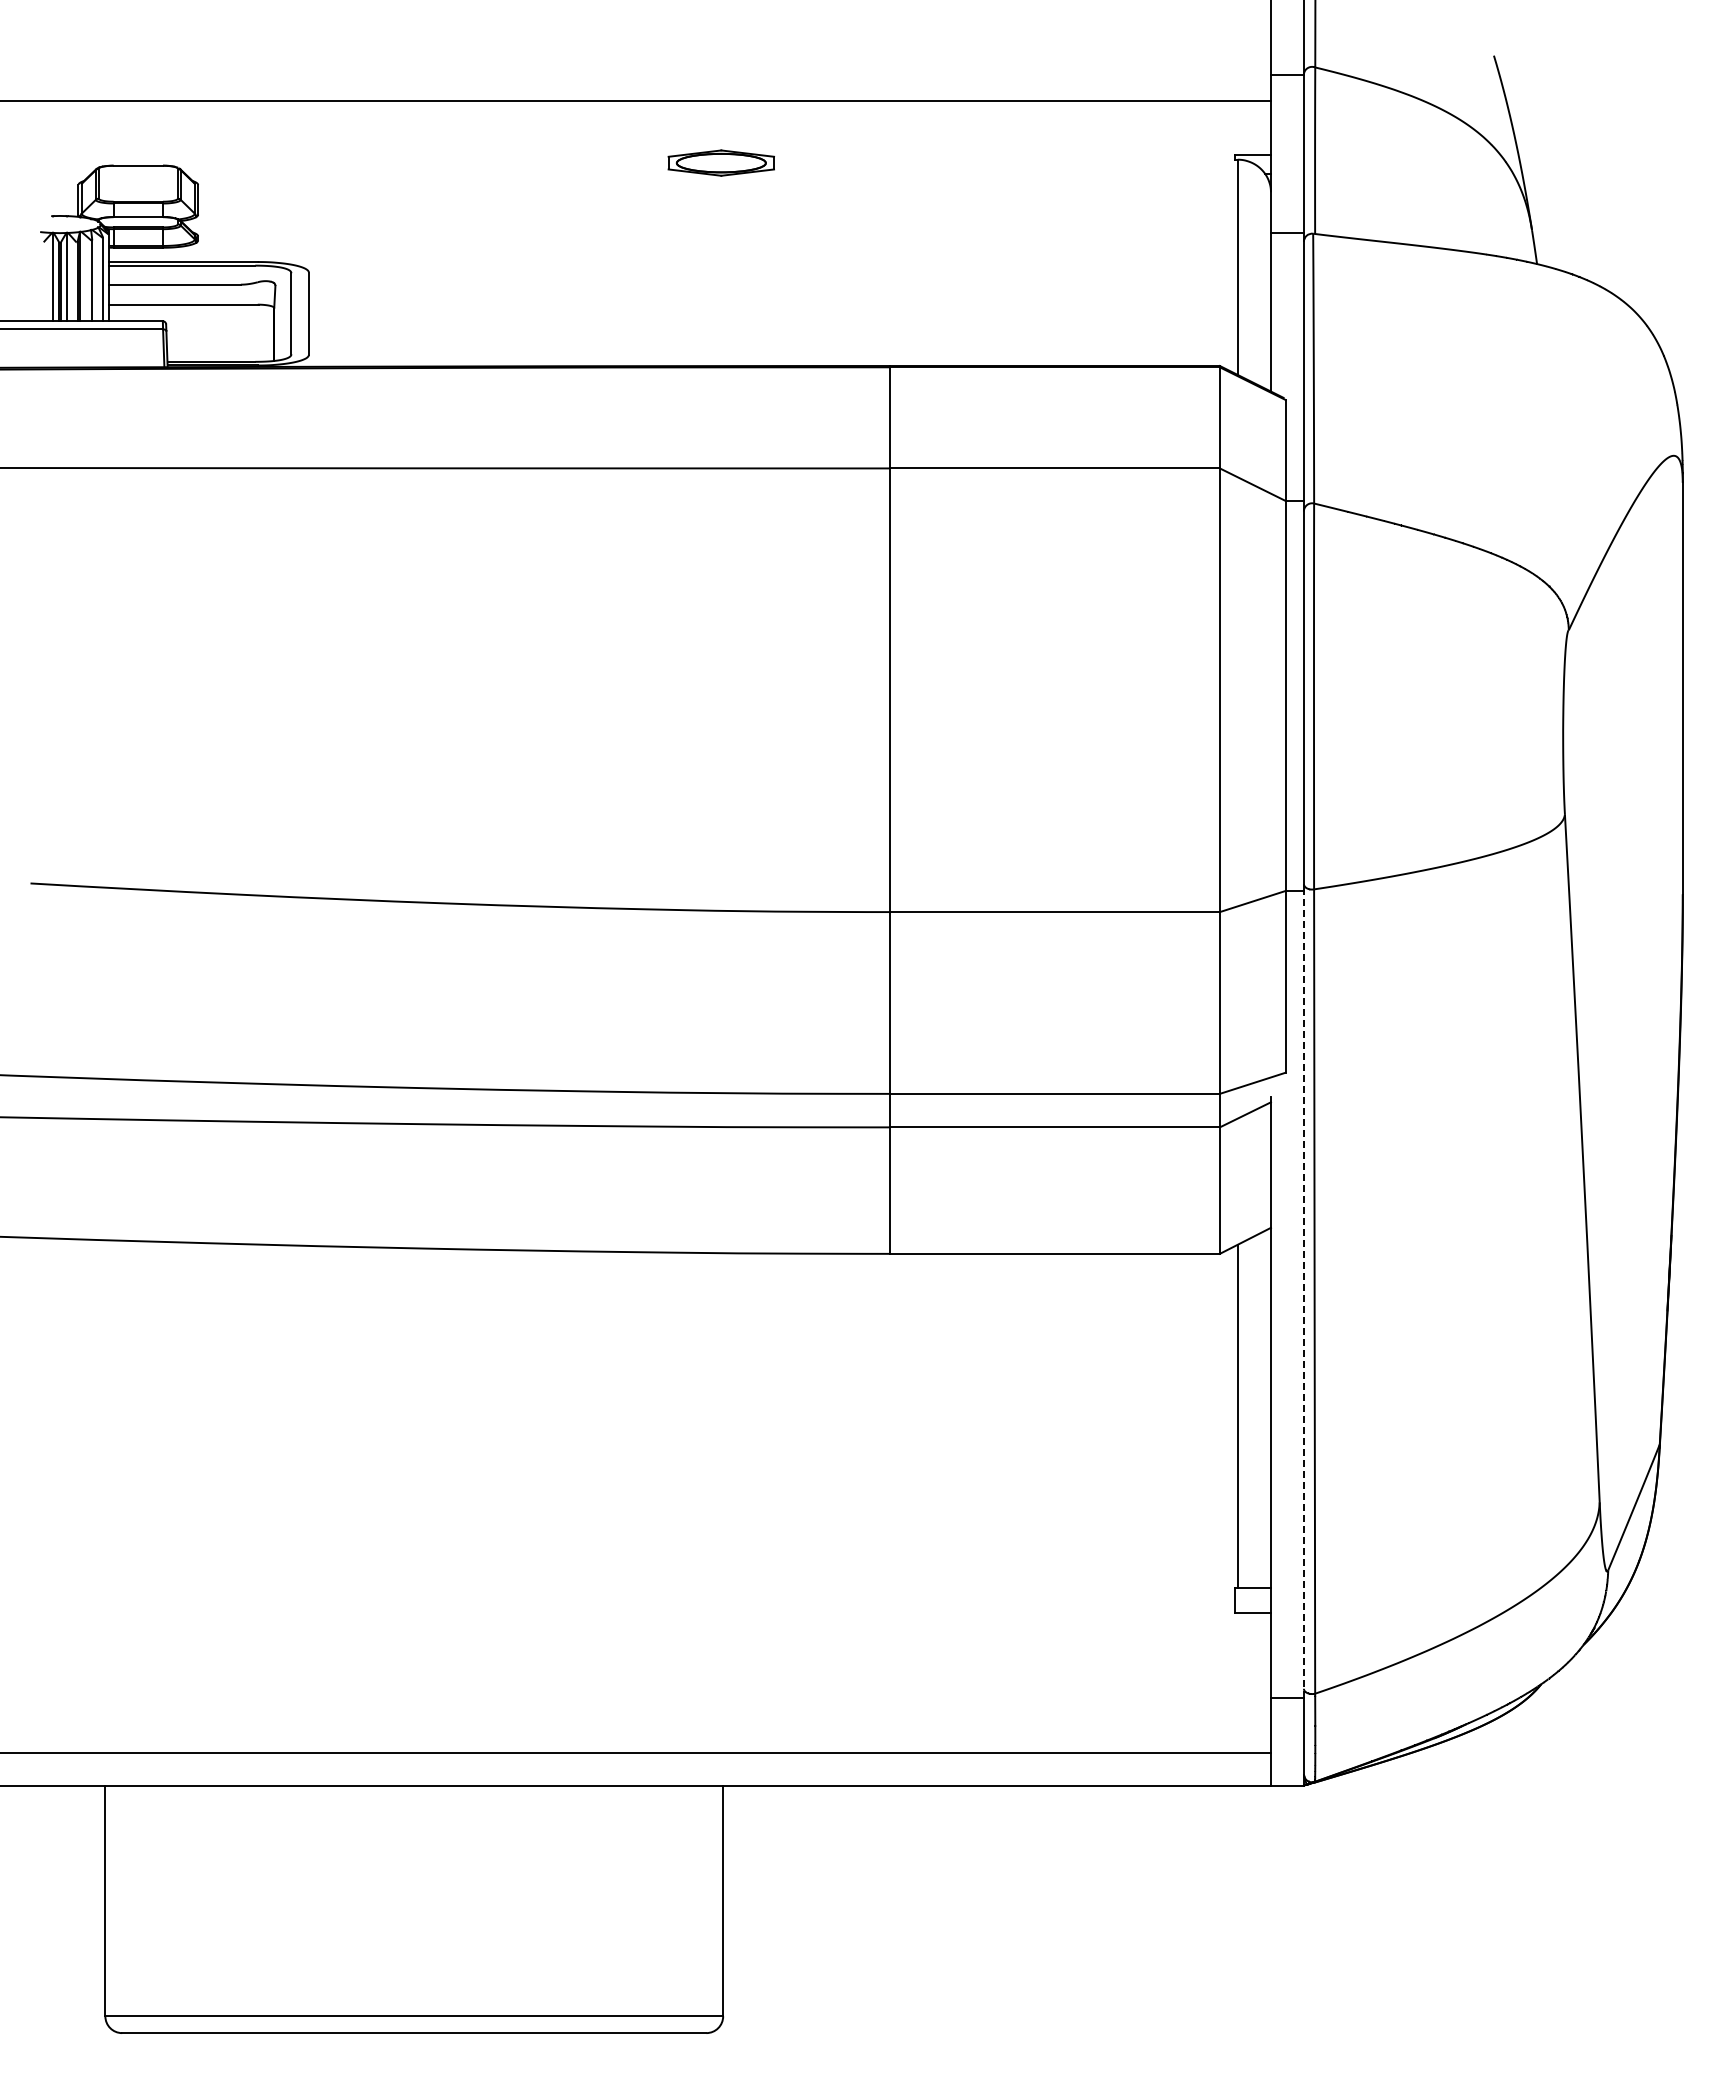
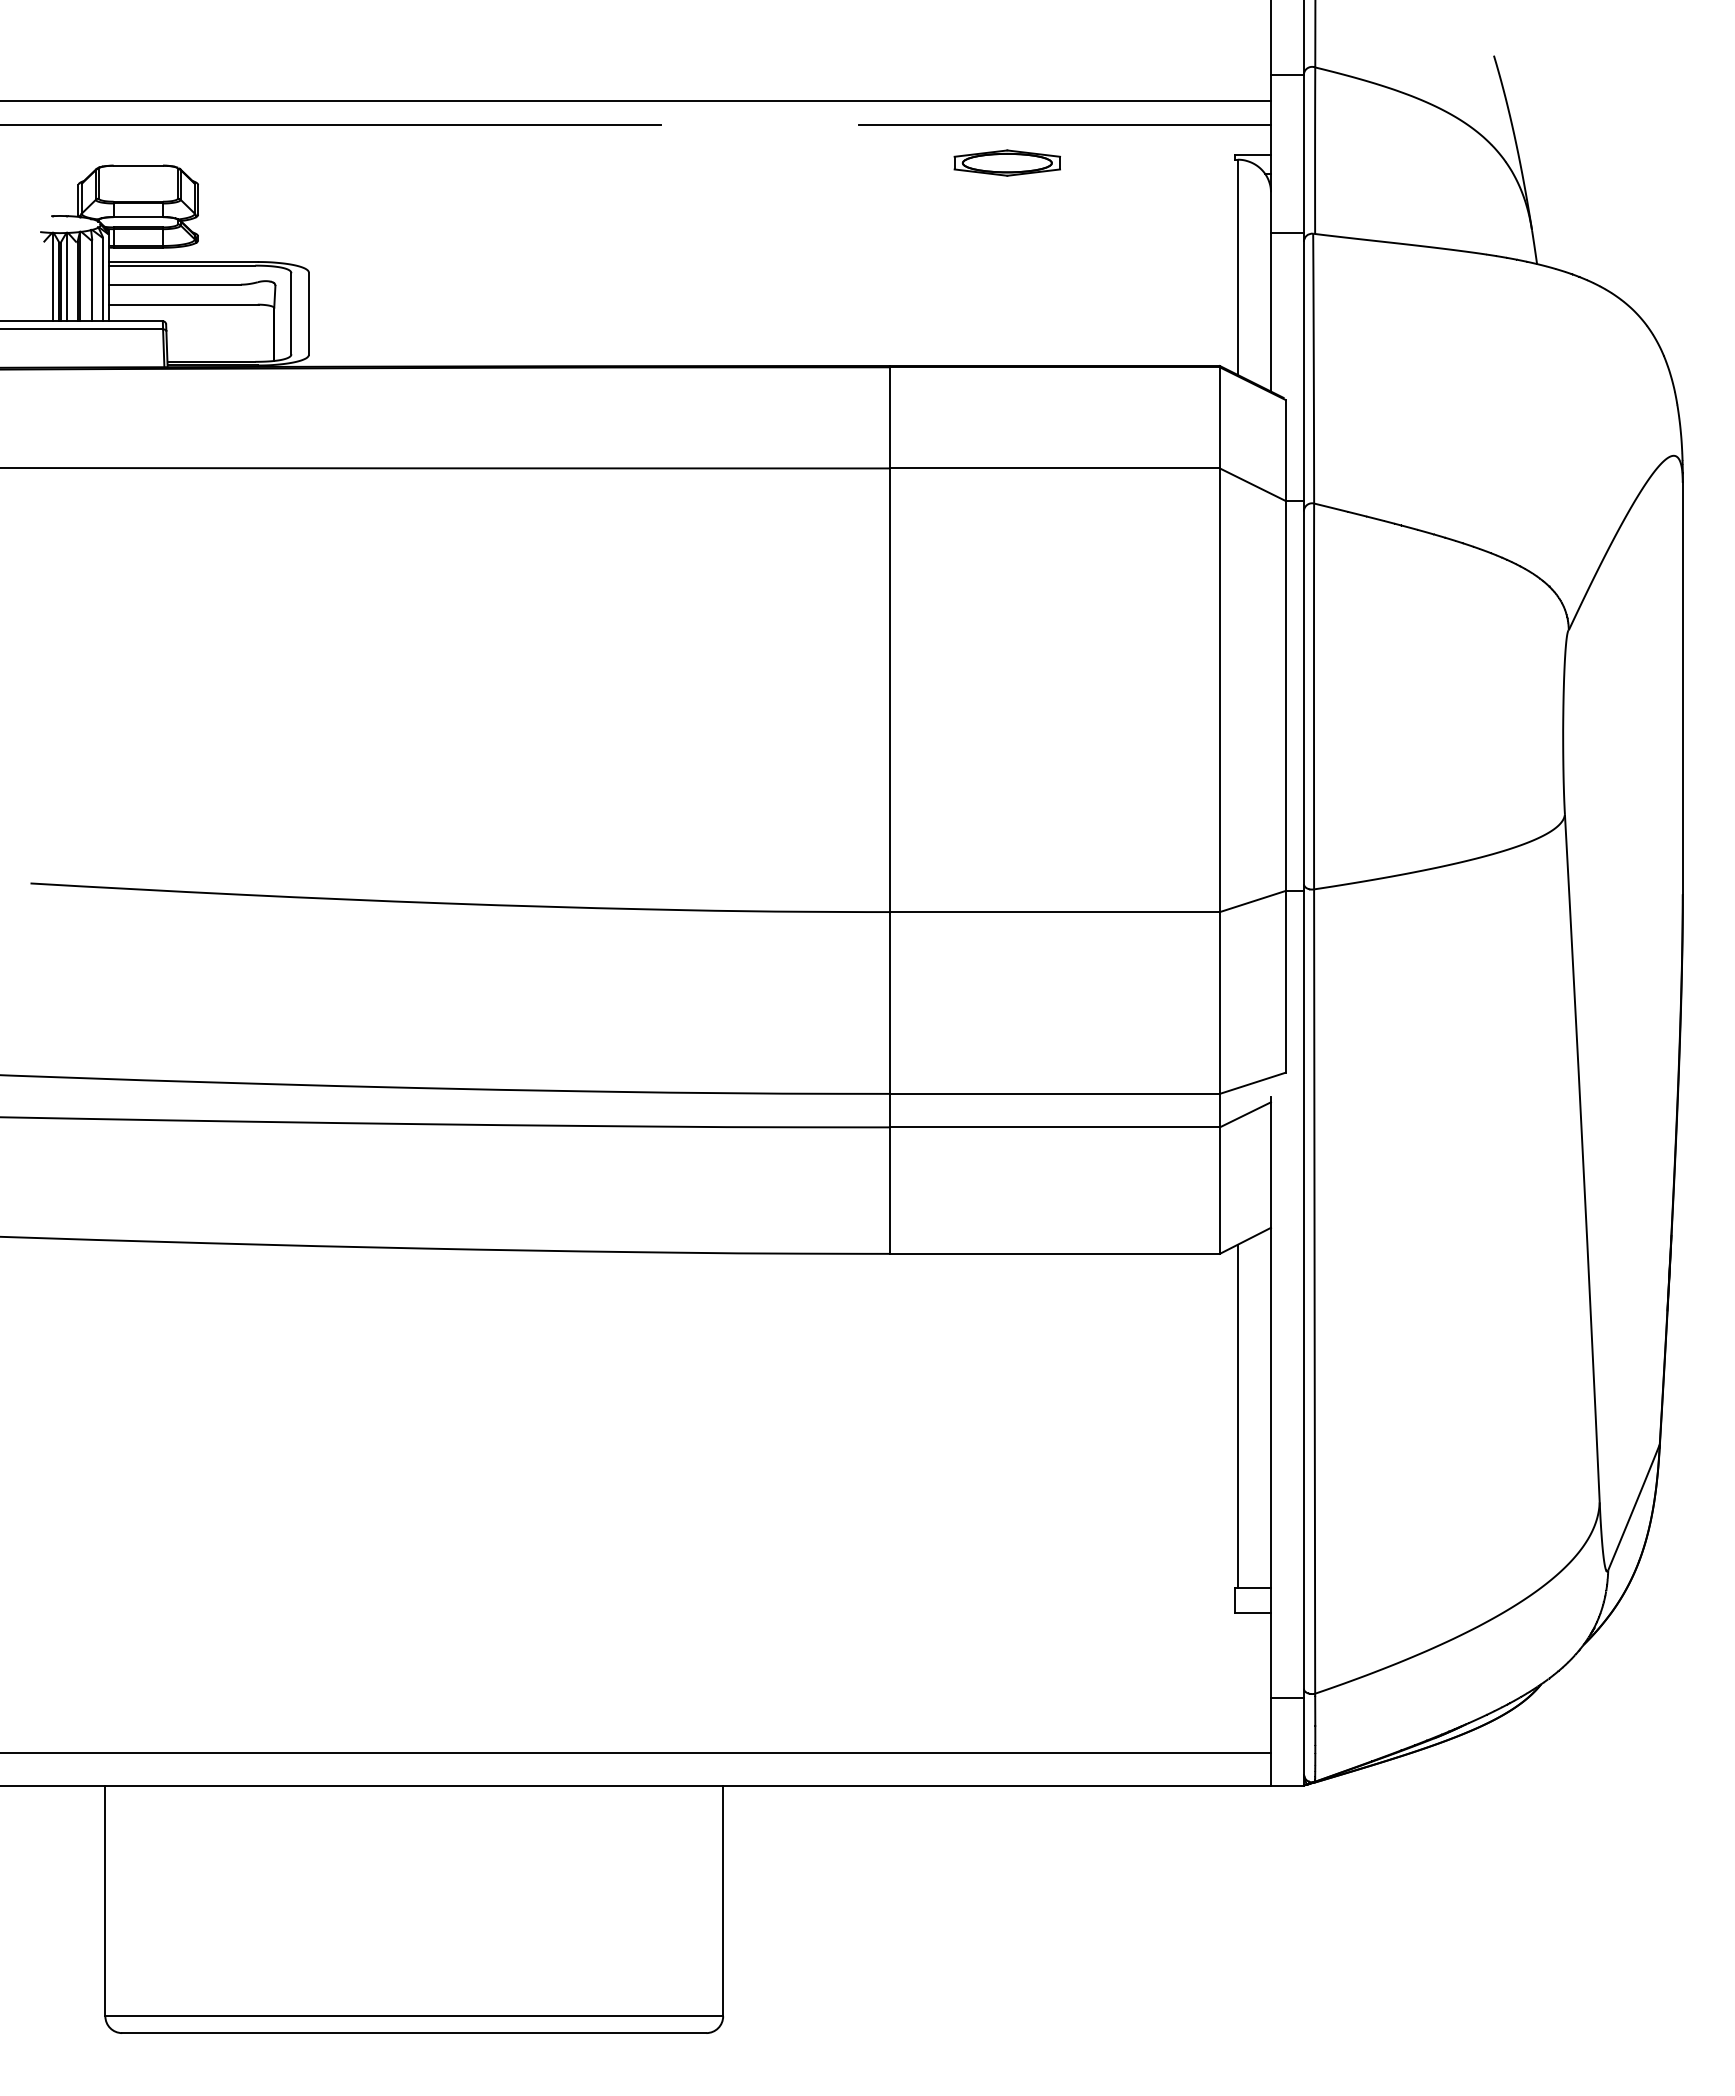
line: none -> present (331, 125)
line: none -> present (1064, 125)
part position: (720, 162) -> (1006, 162) (1006, 162)
line: dashed -> solid (1303, 1293)
